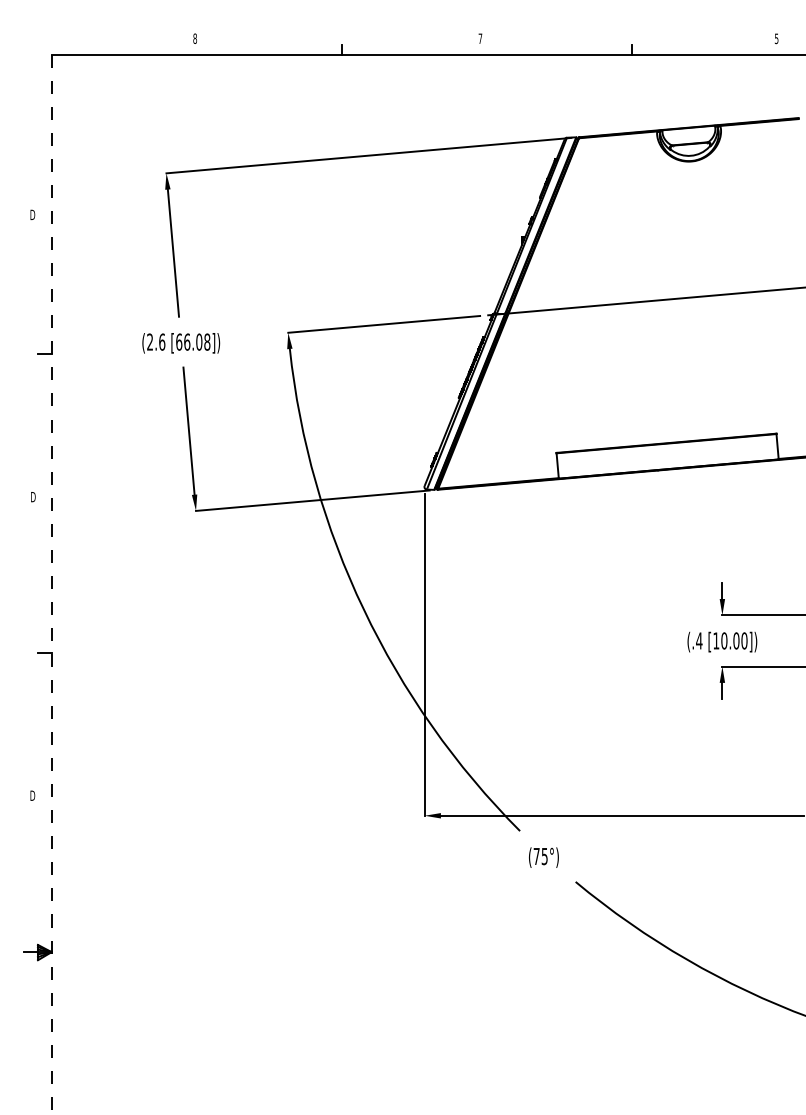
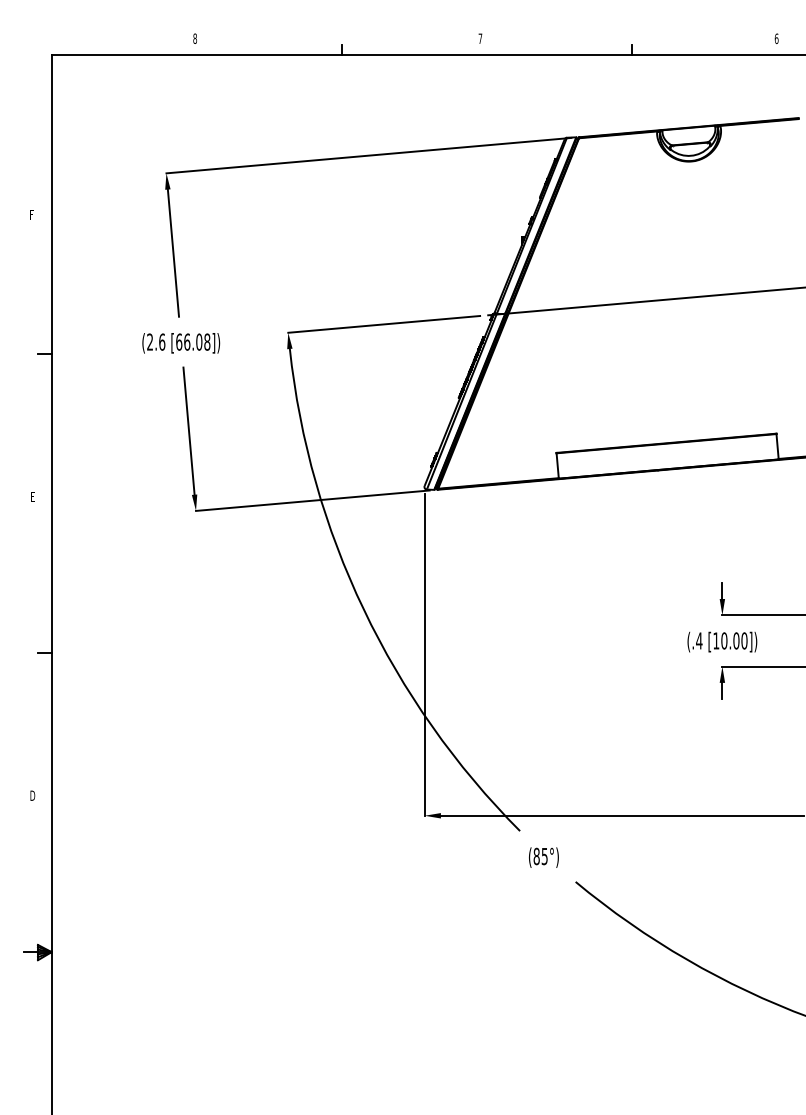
text: 5 -> 6 (776, 38)
text: D -> F (32, 214)
text: D -> E (33, 497)
line: dashed -> solid (51, 584)
text: (75°) -> (85°) (536, 856)
